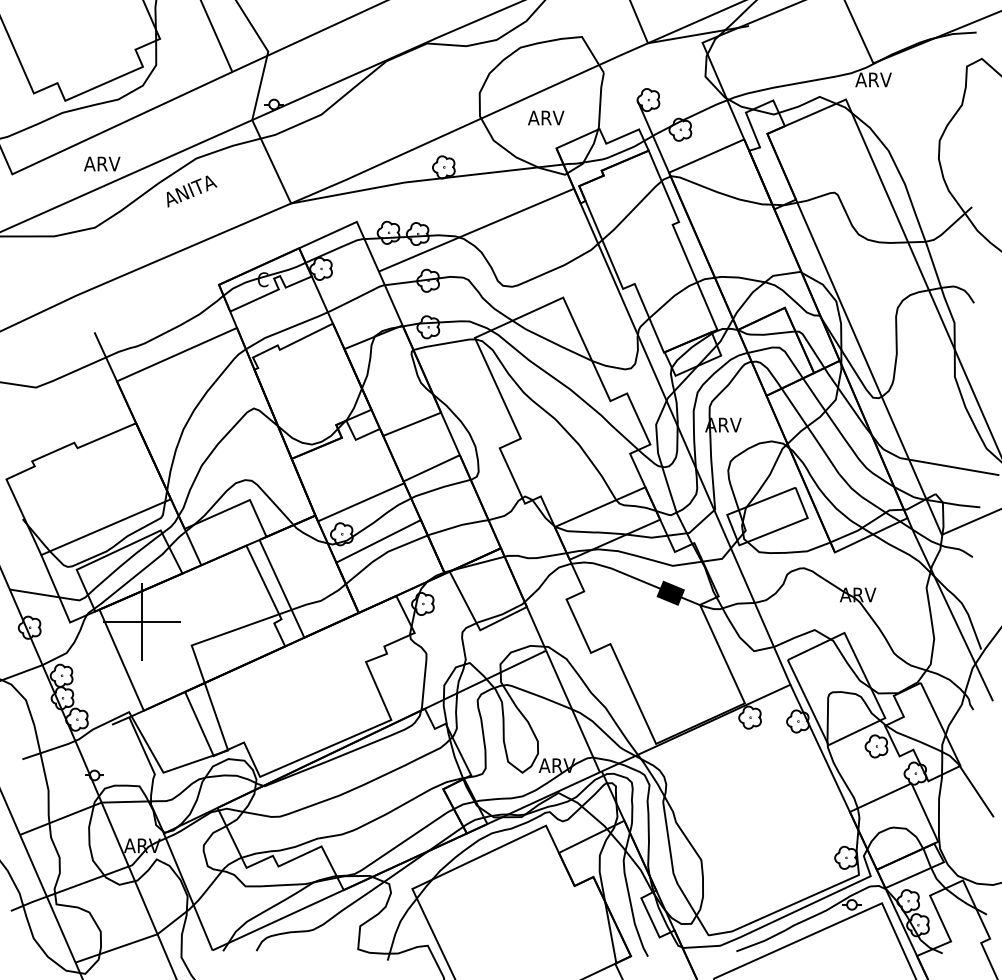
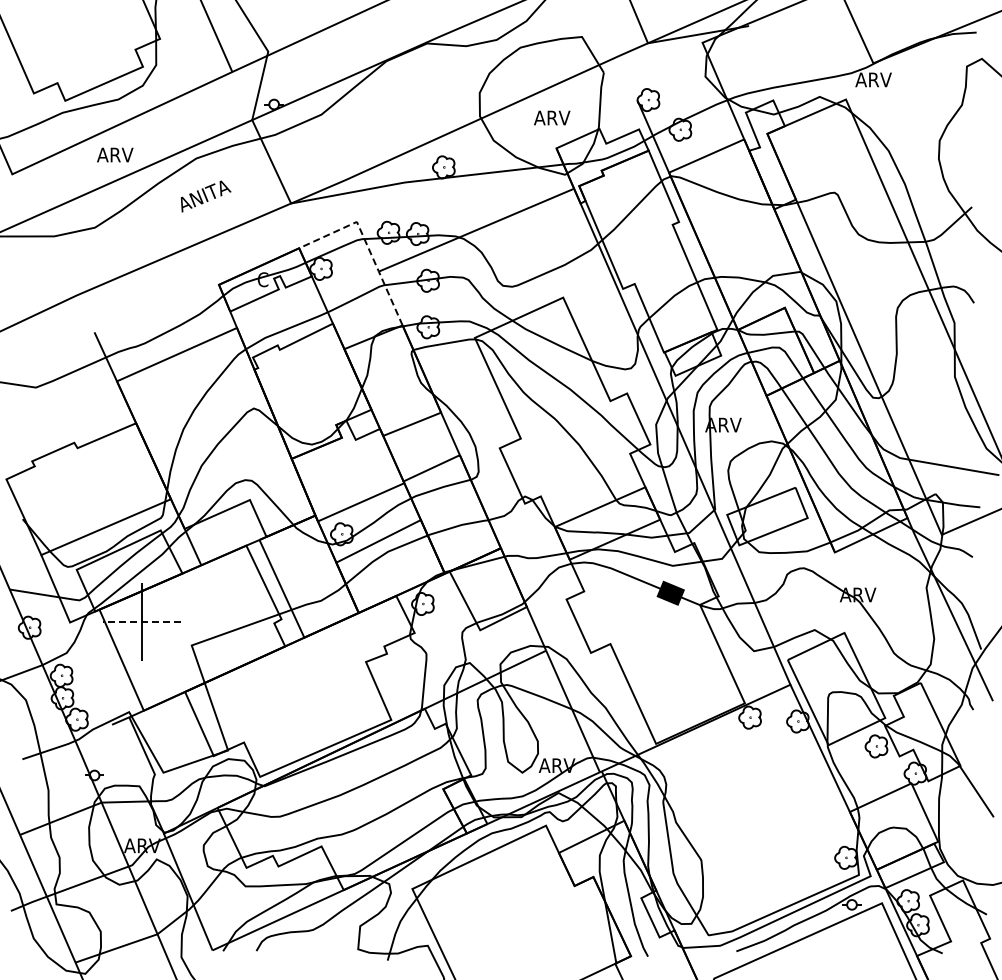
text position: (546, 117) -> (552, 117) (552, 117)
text position: (102, 163) -> (115, 154) (115, 154)
text position: (191, 191) -> (205, 196) (205, 196)
line: solid -> dashed (366, 244)
line: solid -> dashed (141, 621)
